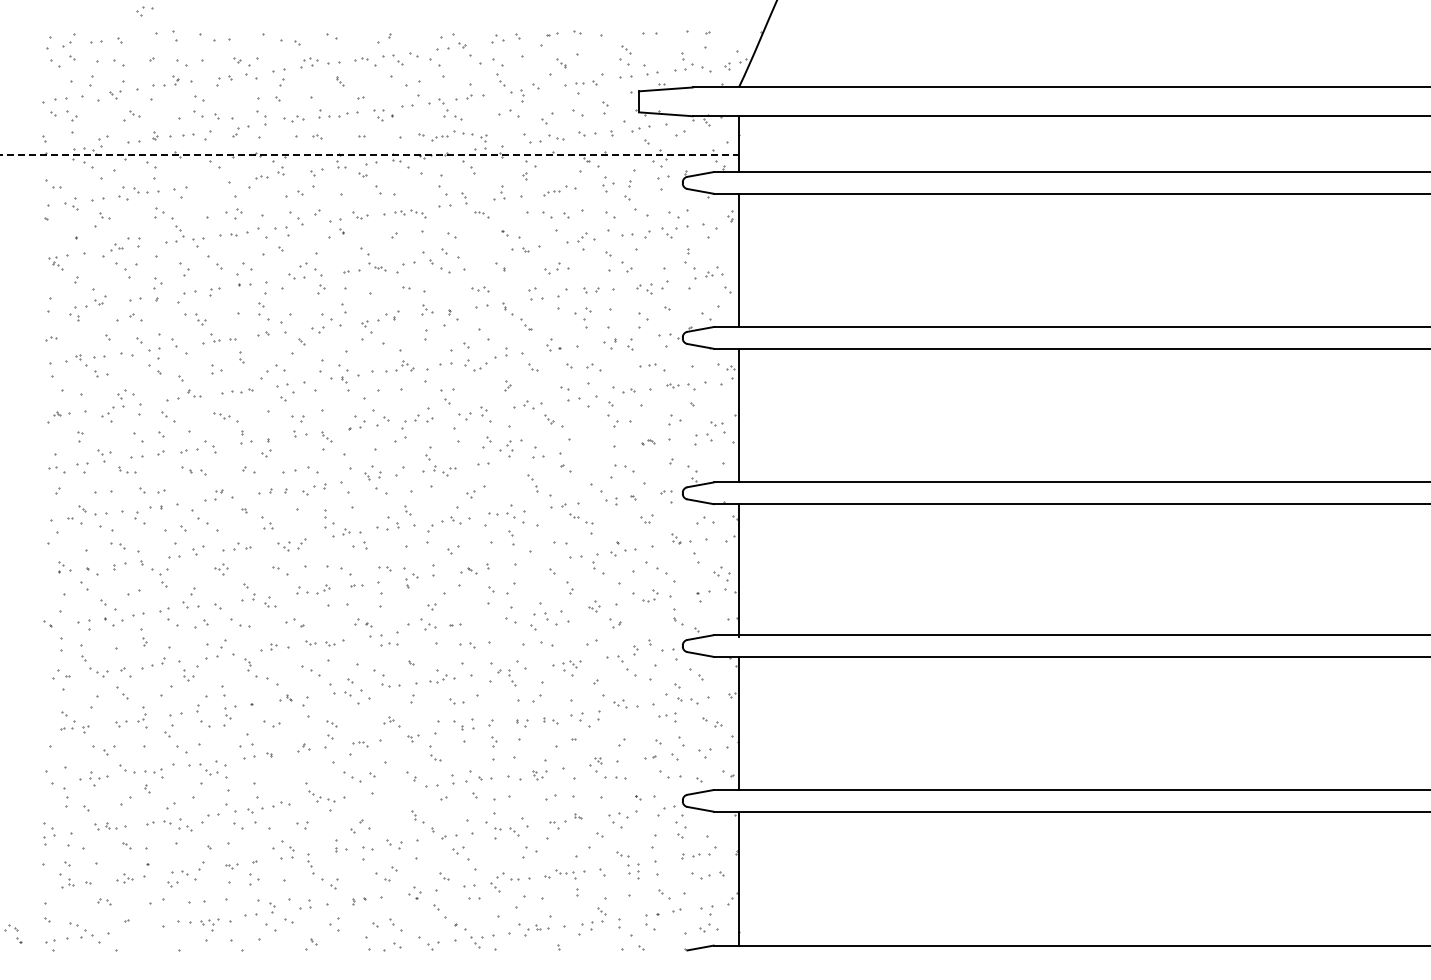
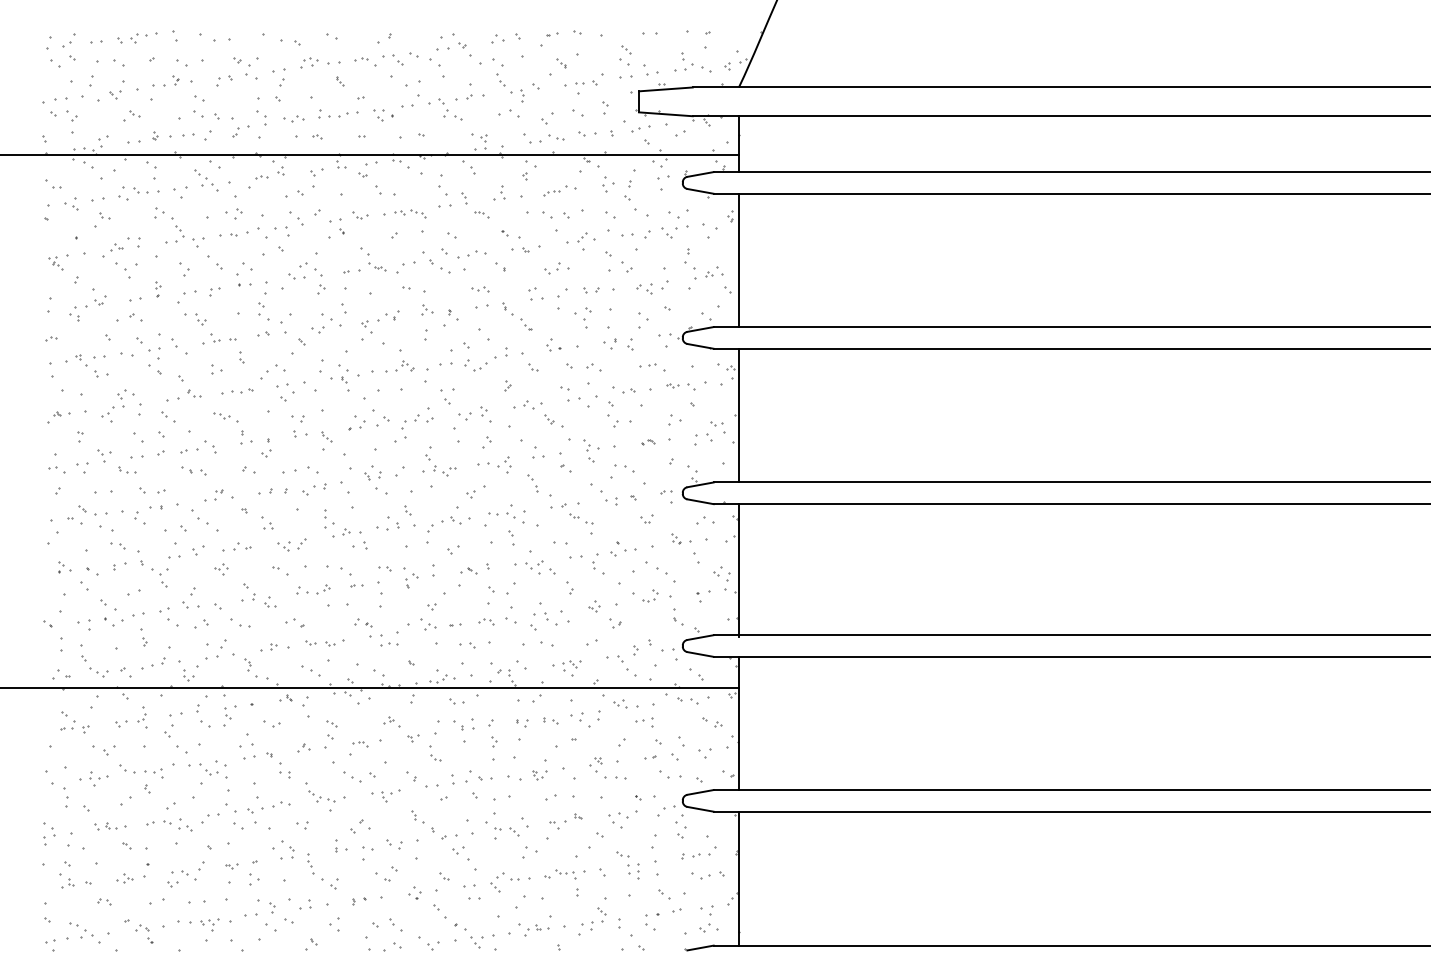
part position: (144, 11) -> (138, 38) (138, 38)
part: present -> none (447, 135)
line: dashed -> solid (369, 155)
part: none -> present (206, 180)
part: none -> present (476, 253)
part size: 10x25 px -> 7x17 px (158, 289)
part position: (506, 448) -> (504, 464) (504, 464)
part: none -> present (591, 450)
part: none -> present (534, 567)
part: none -> present (486, 621)
line: none -> present (370, 687)
part position: (667, 717) -> (644, 722) (644, 722)
part: none -> present (284, 770)
part: none -> present (390, 795)
part position: (13, 933) -> (144, 933) (144, 933)
